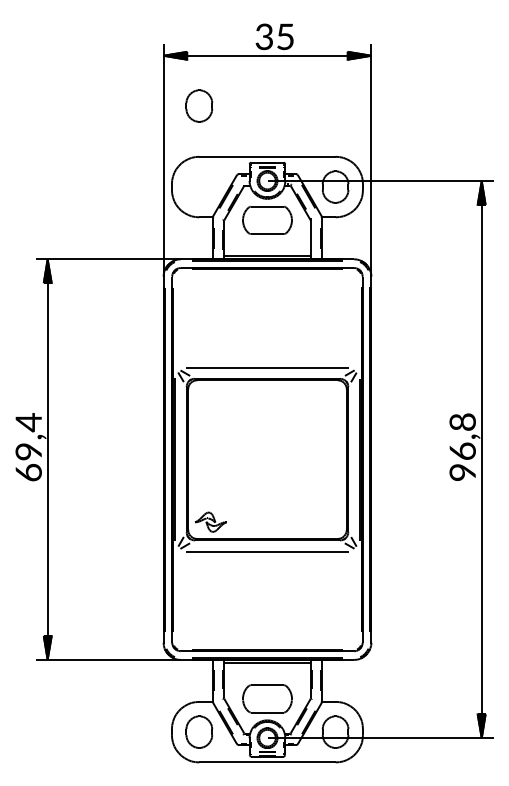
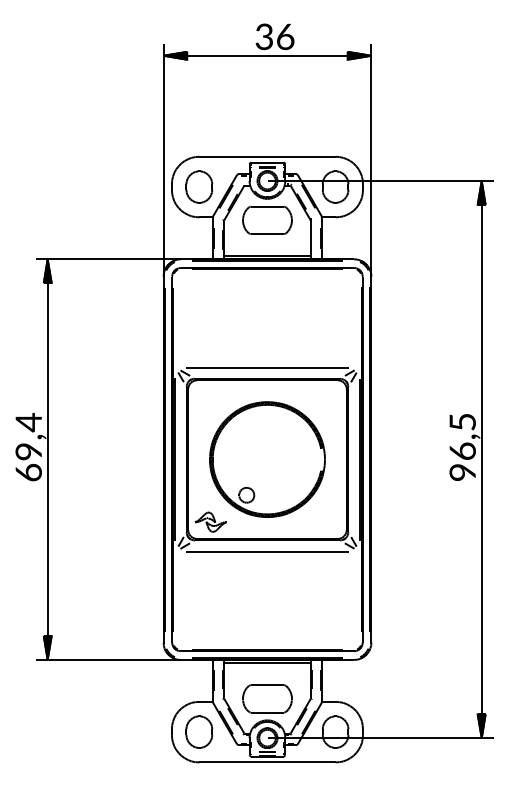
text: 35 -> 36 (285, 36)
part position: (199, 105) -> (199, 186) (199, 186)
text: 96,8 -> 96,5 (462, 421)
part: none -> present (267, 459)
